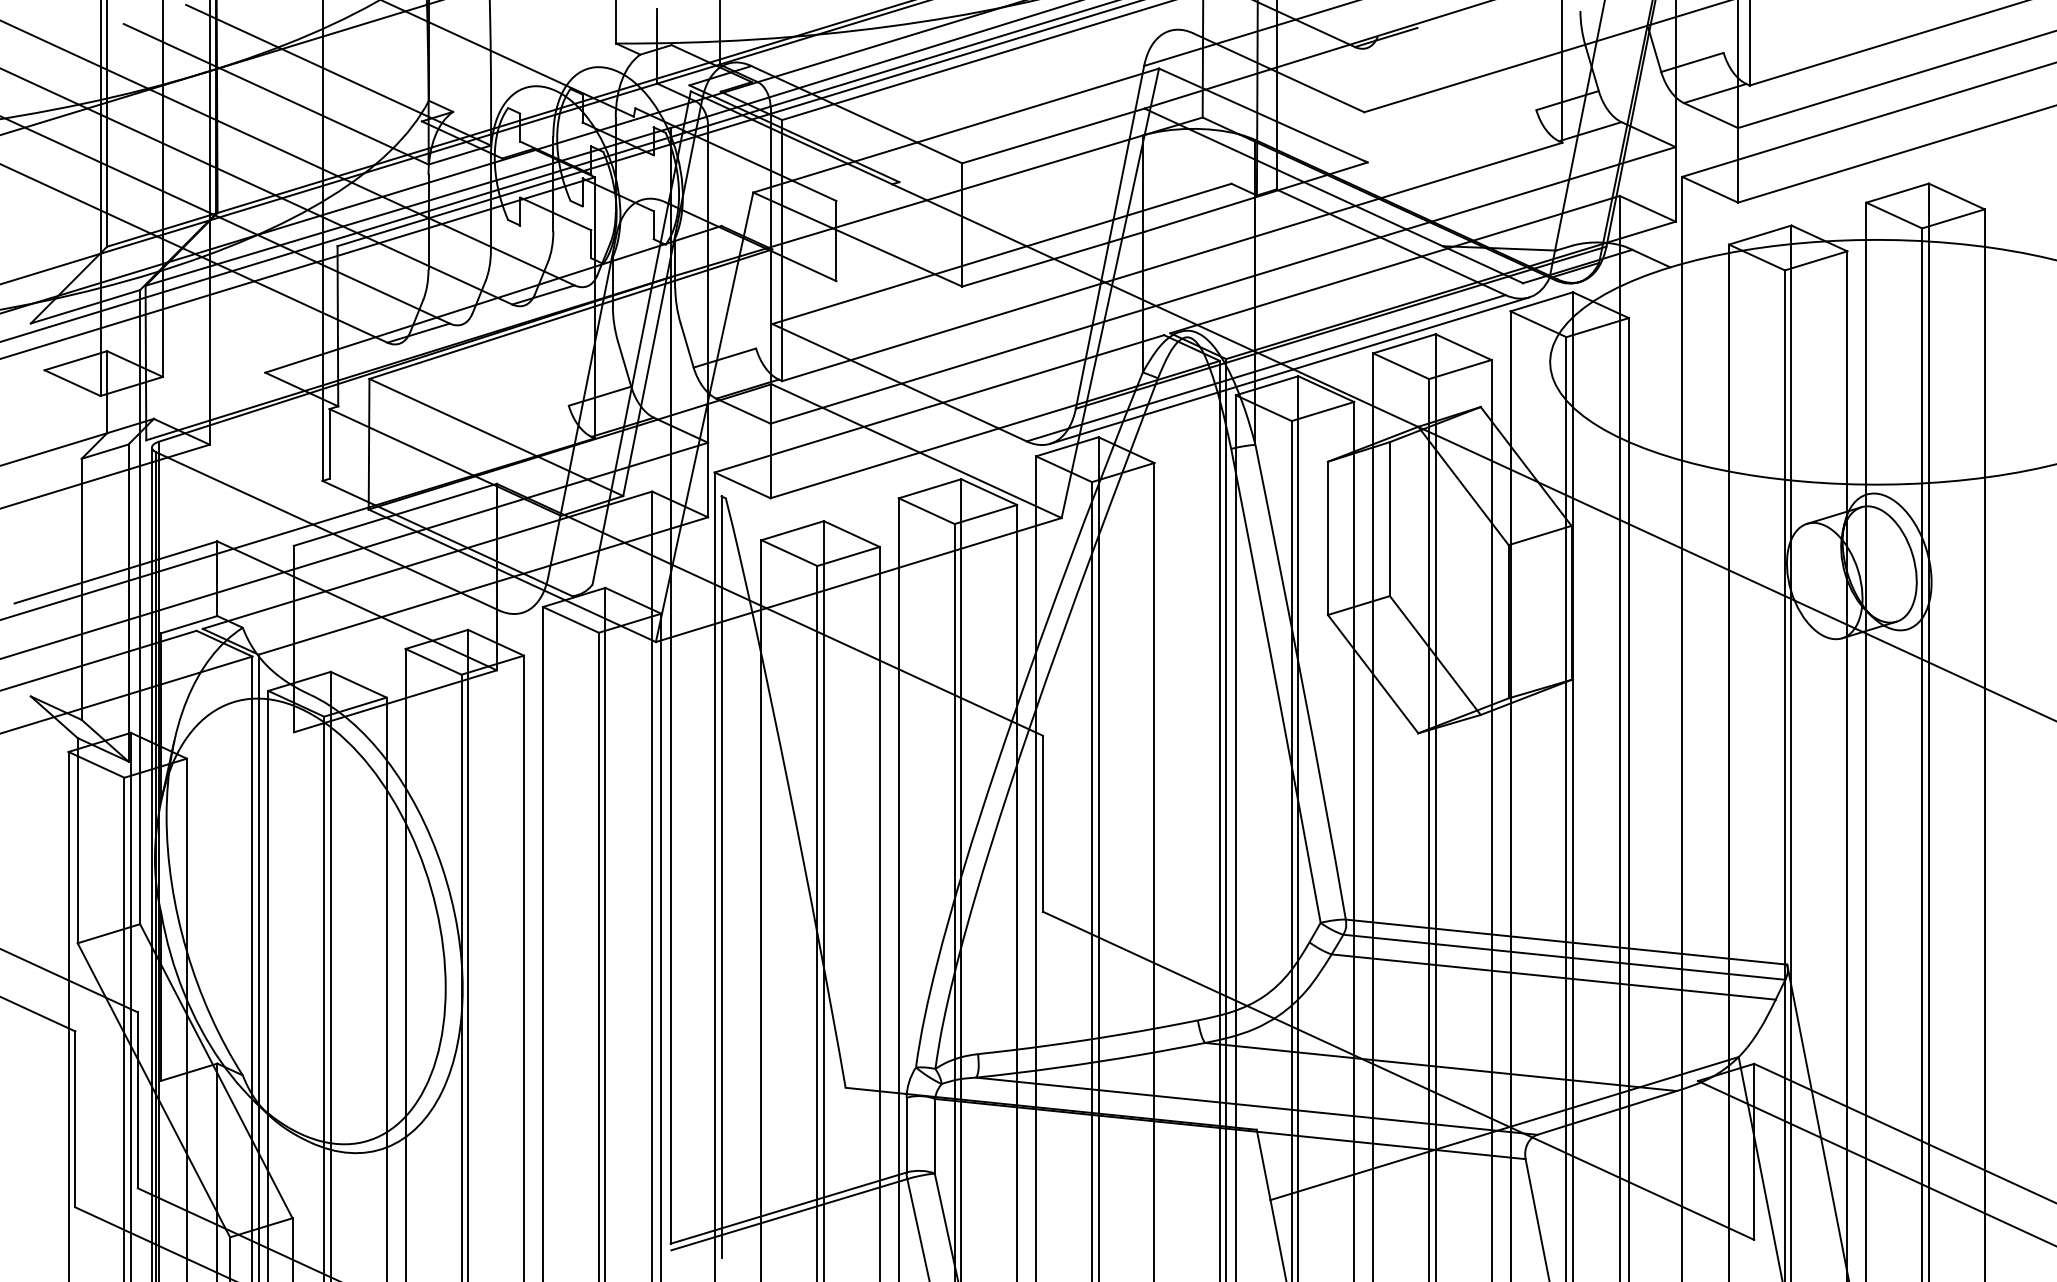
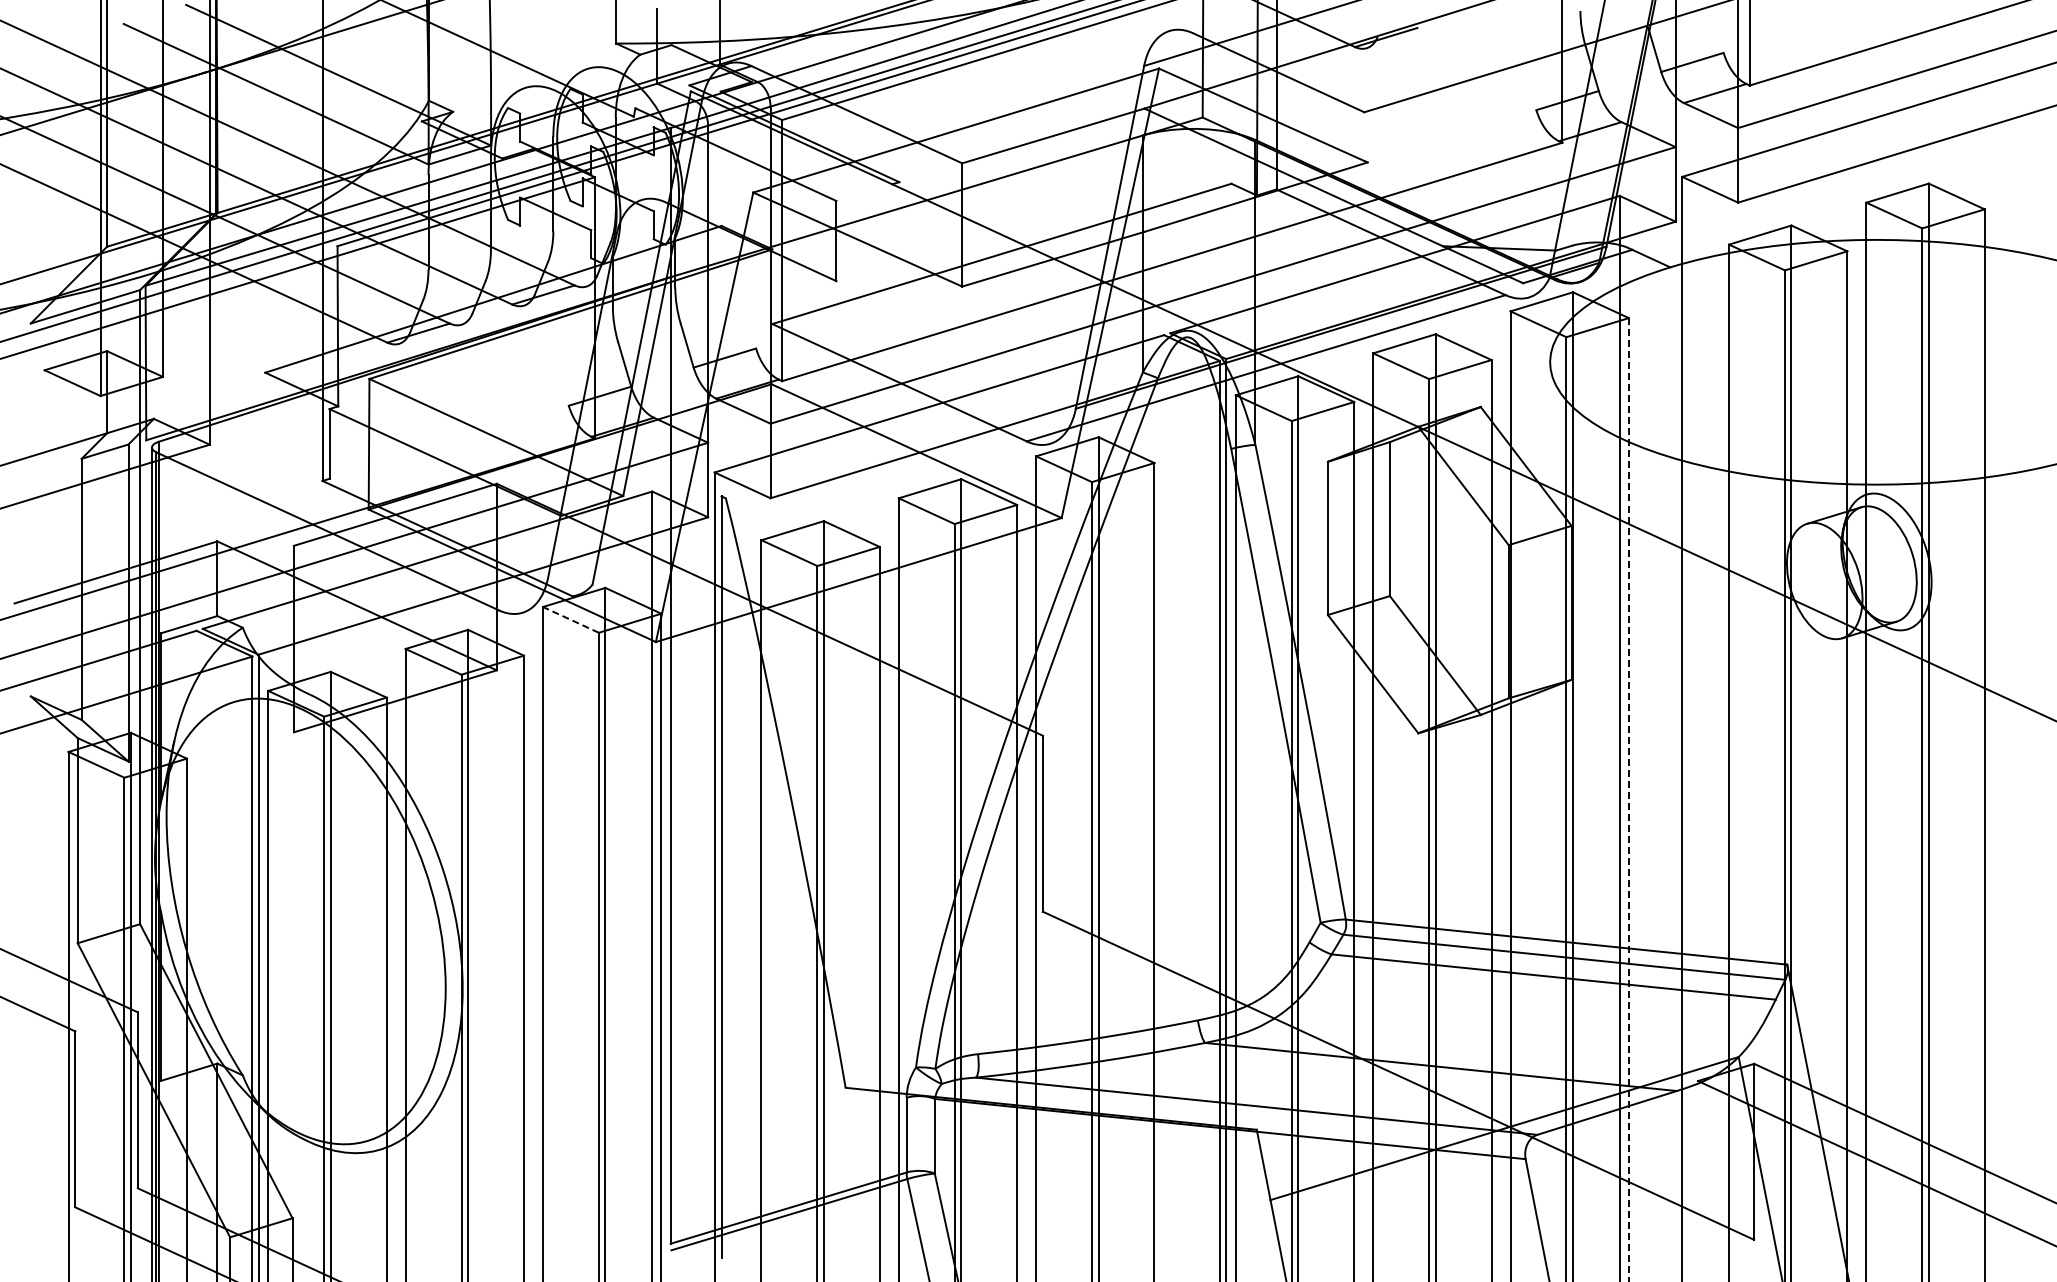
line: present -> none (1289, 370)
line: solid -> dashed (570, 619)
line: solid -> dashed (1628, 799)
